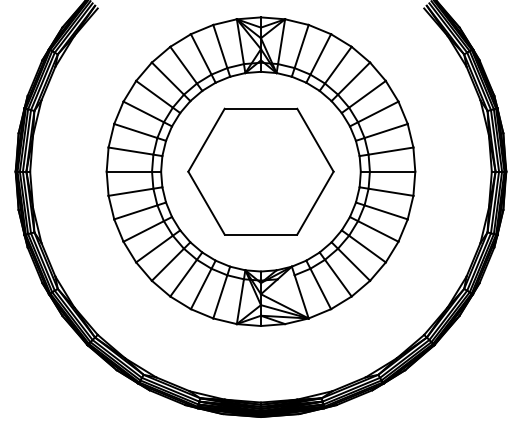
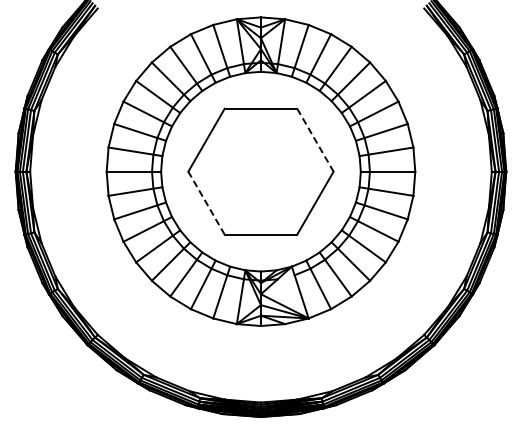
line: solid -> dashed (315, 140)
line: solid -> dashed (206, 202)
